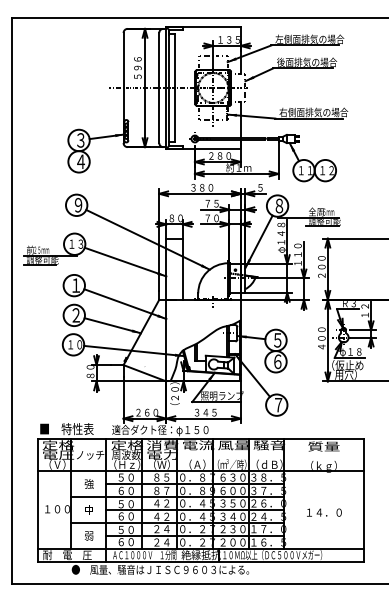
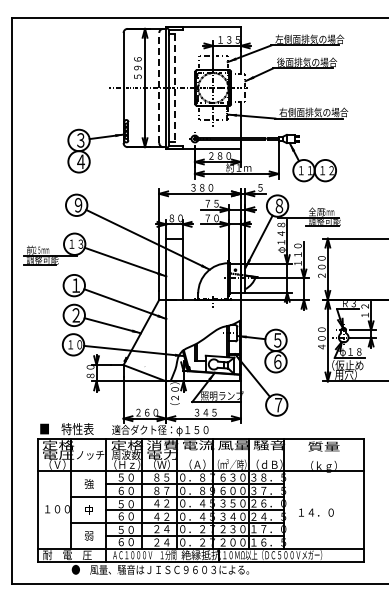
line: solid -> dashed (159, 87)
line: solid -> dashed (174, 88)
text position: (324, 512) -> (316, 512) (316, 512)
